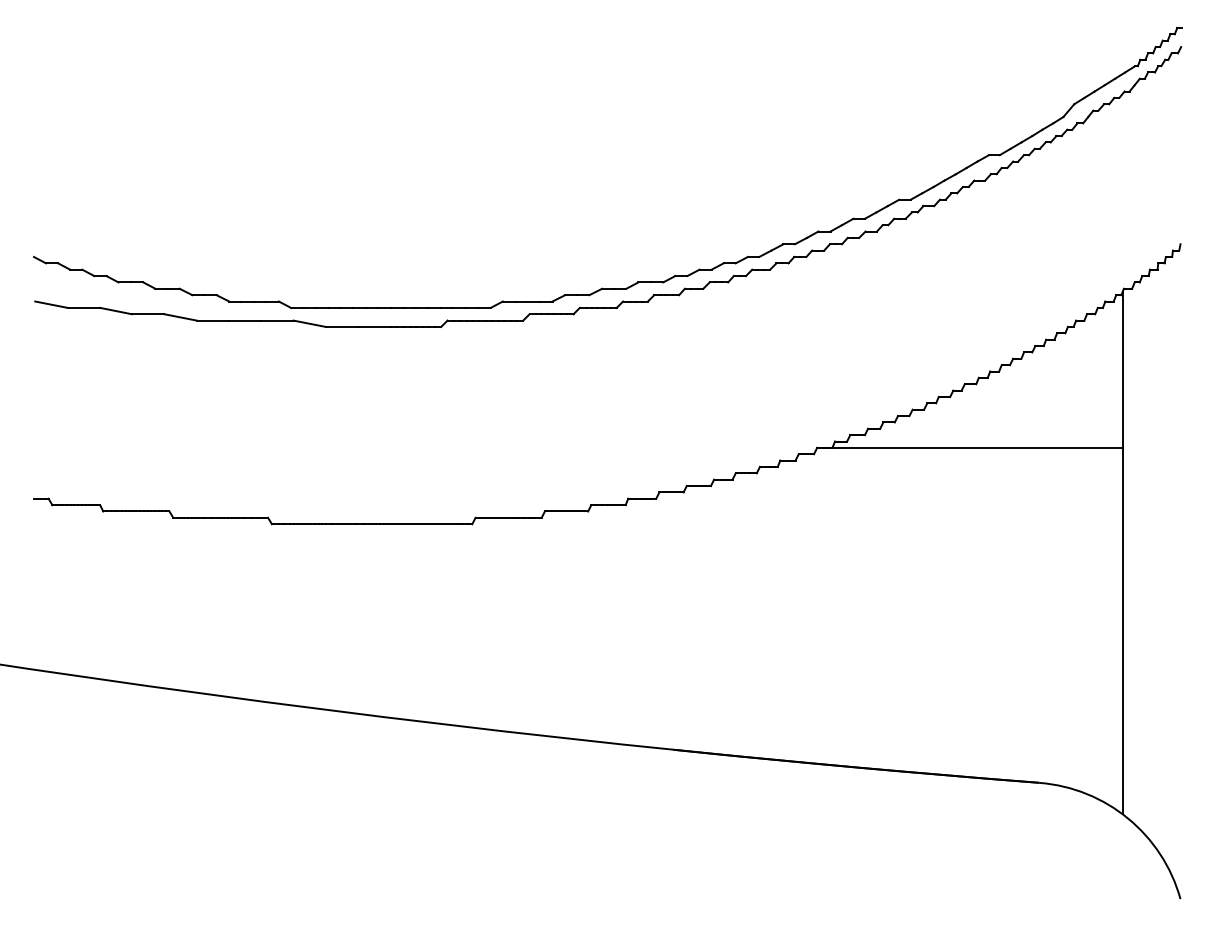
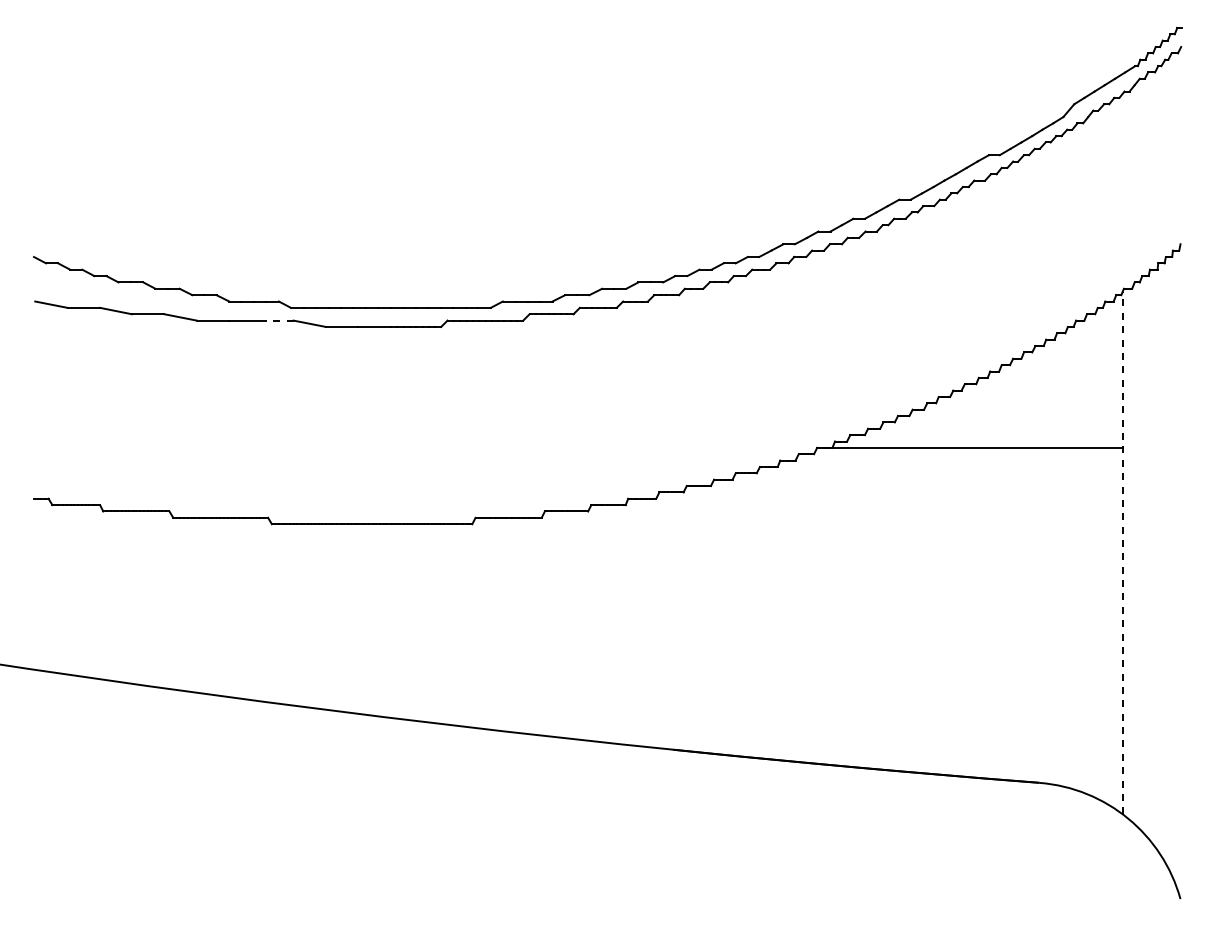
line: solid -> dashed (276, 320)
line: solid -> dashed (1122, 553)
